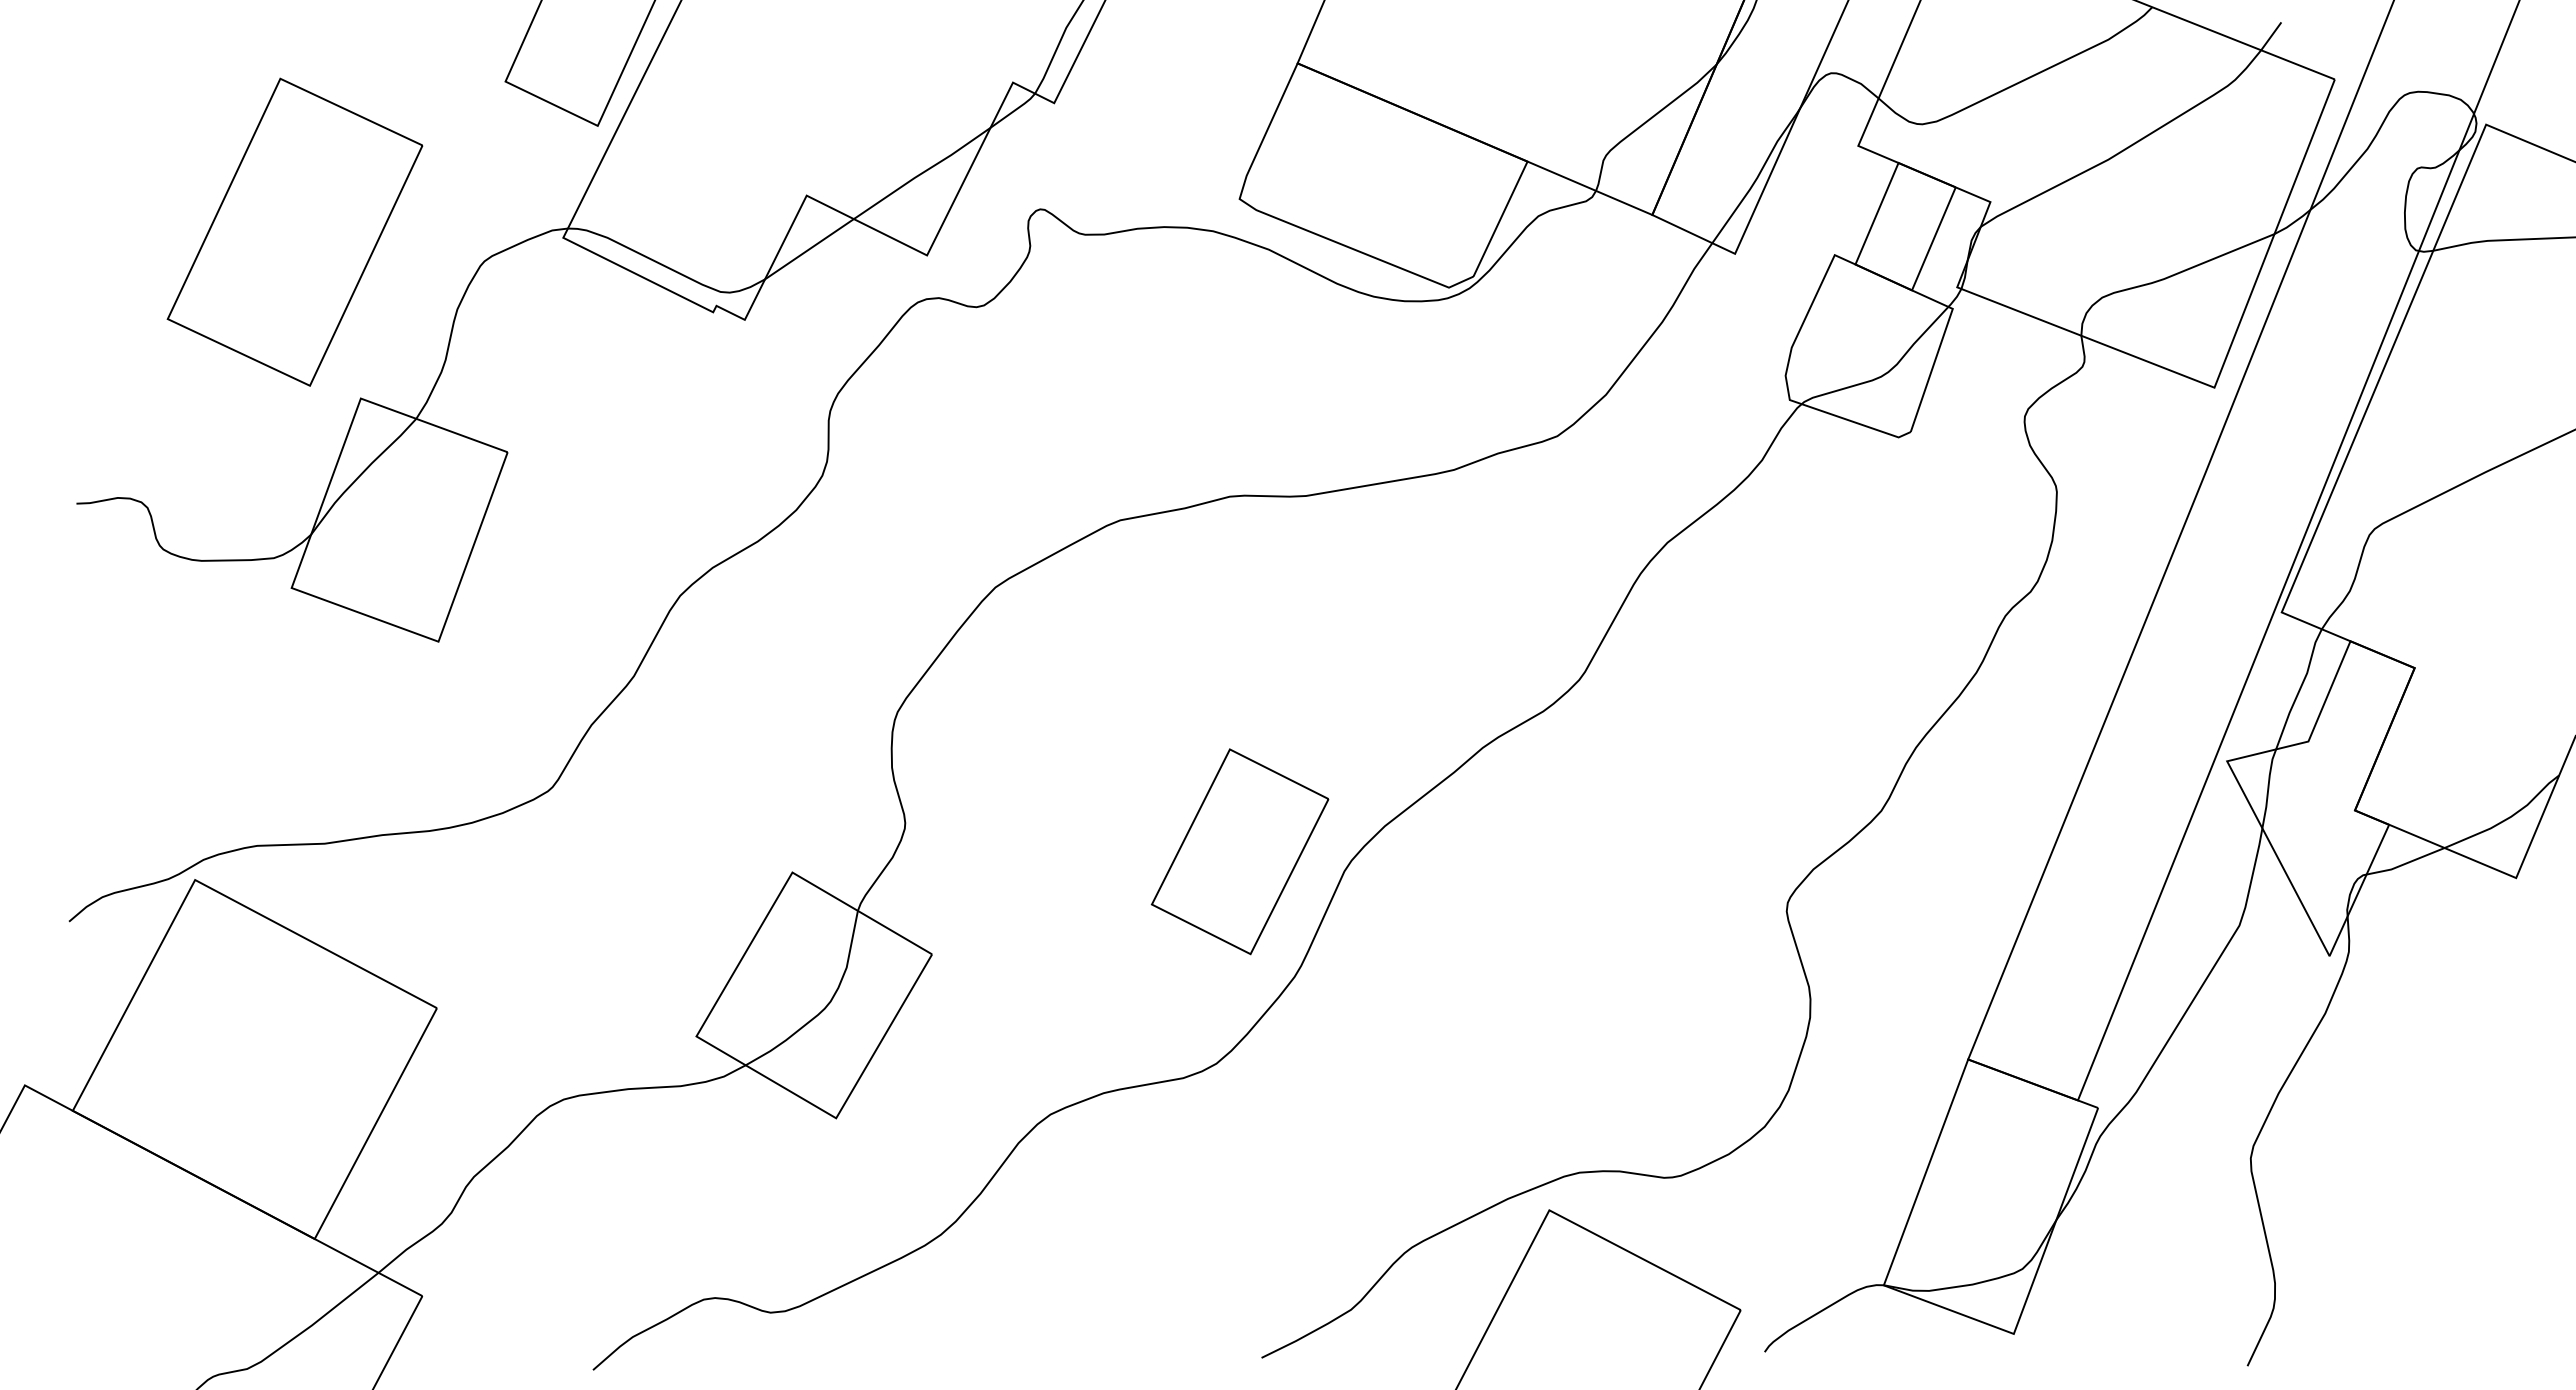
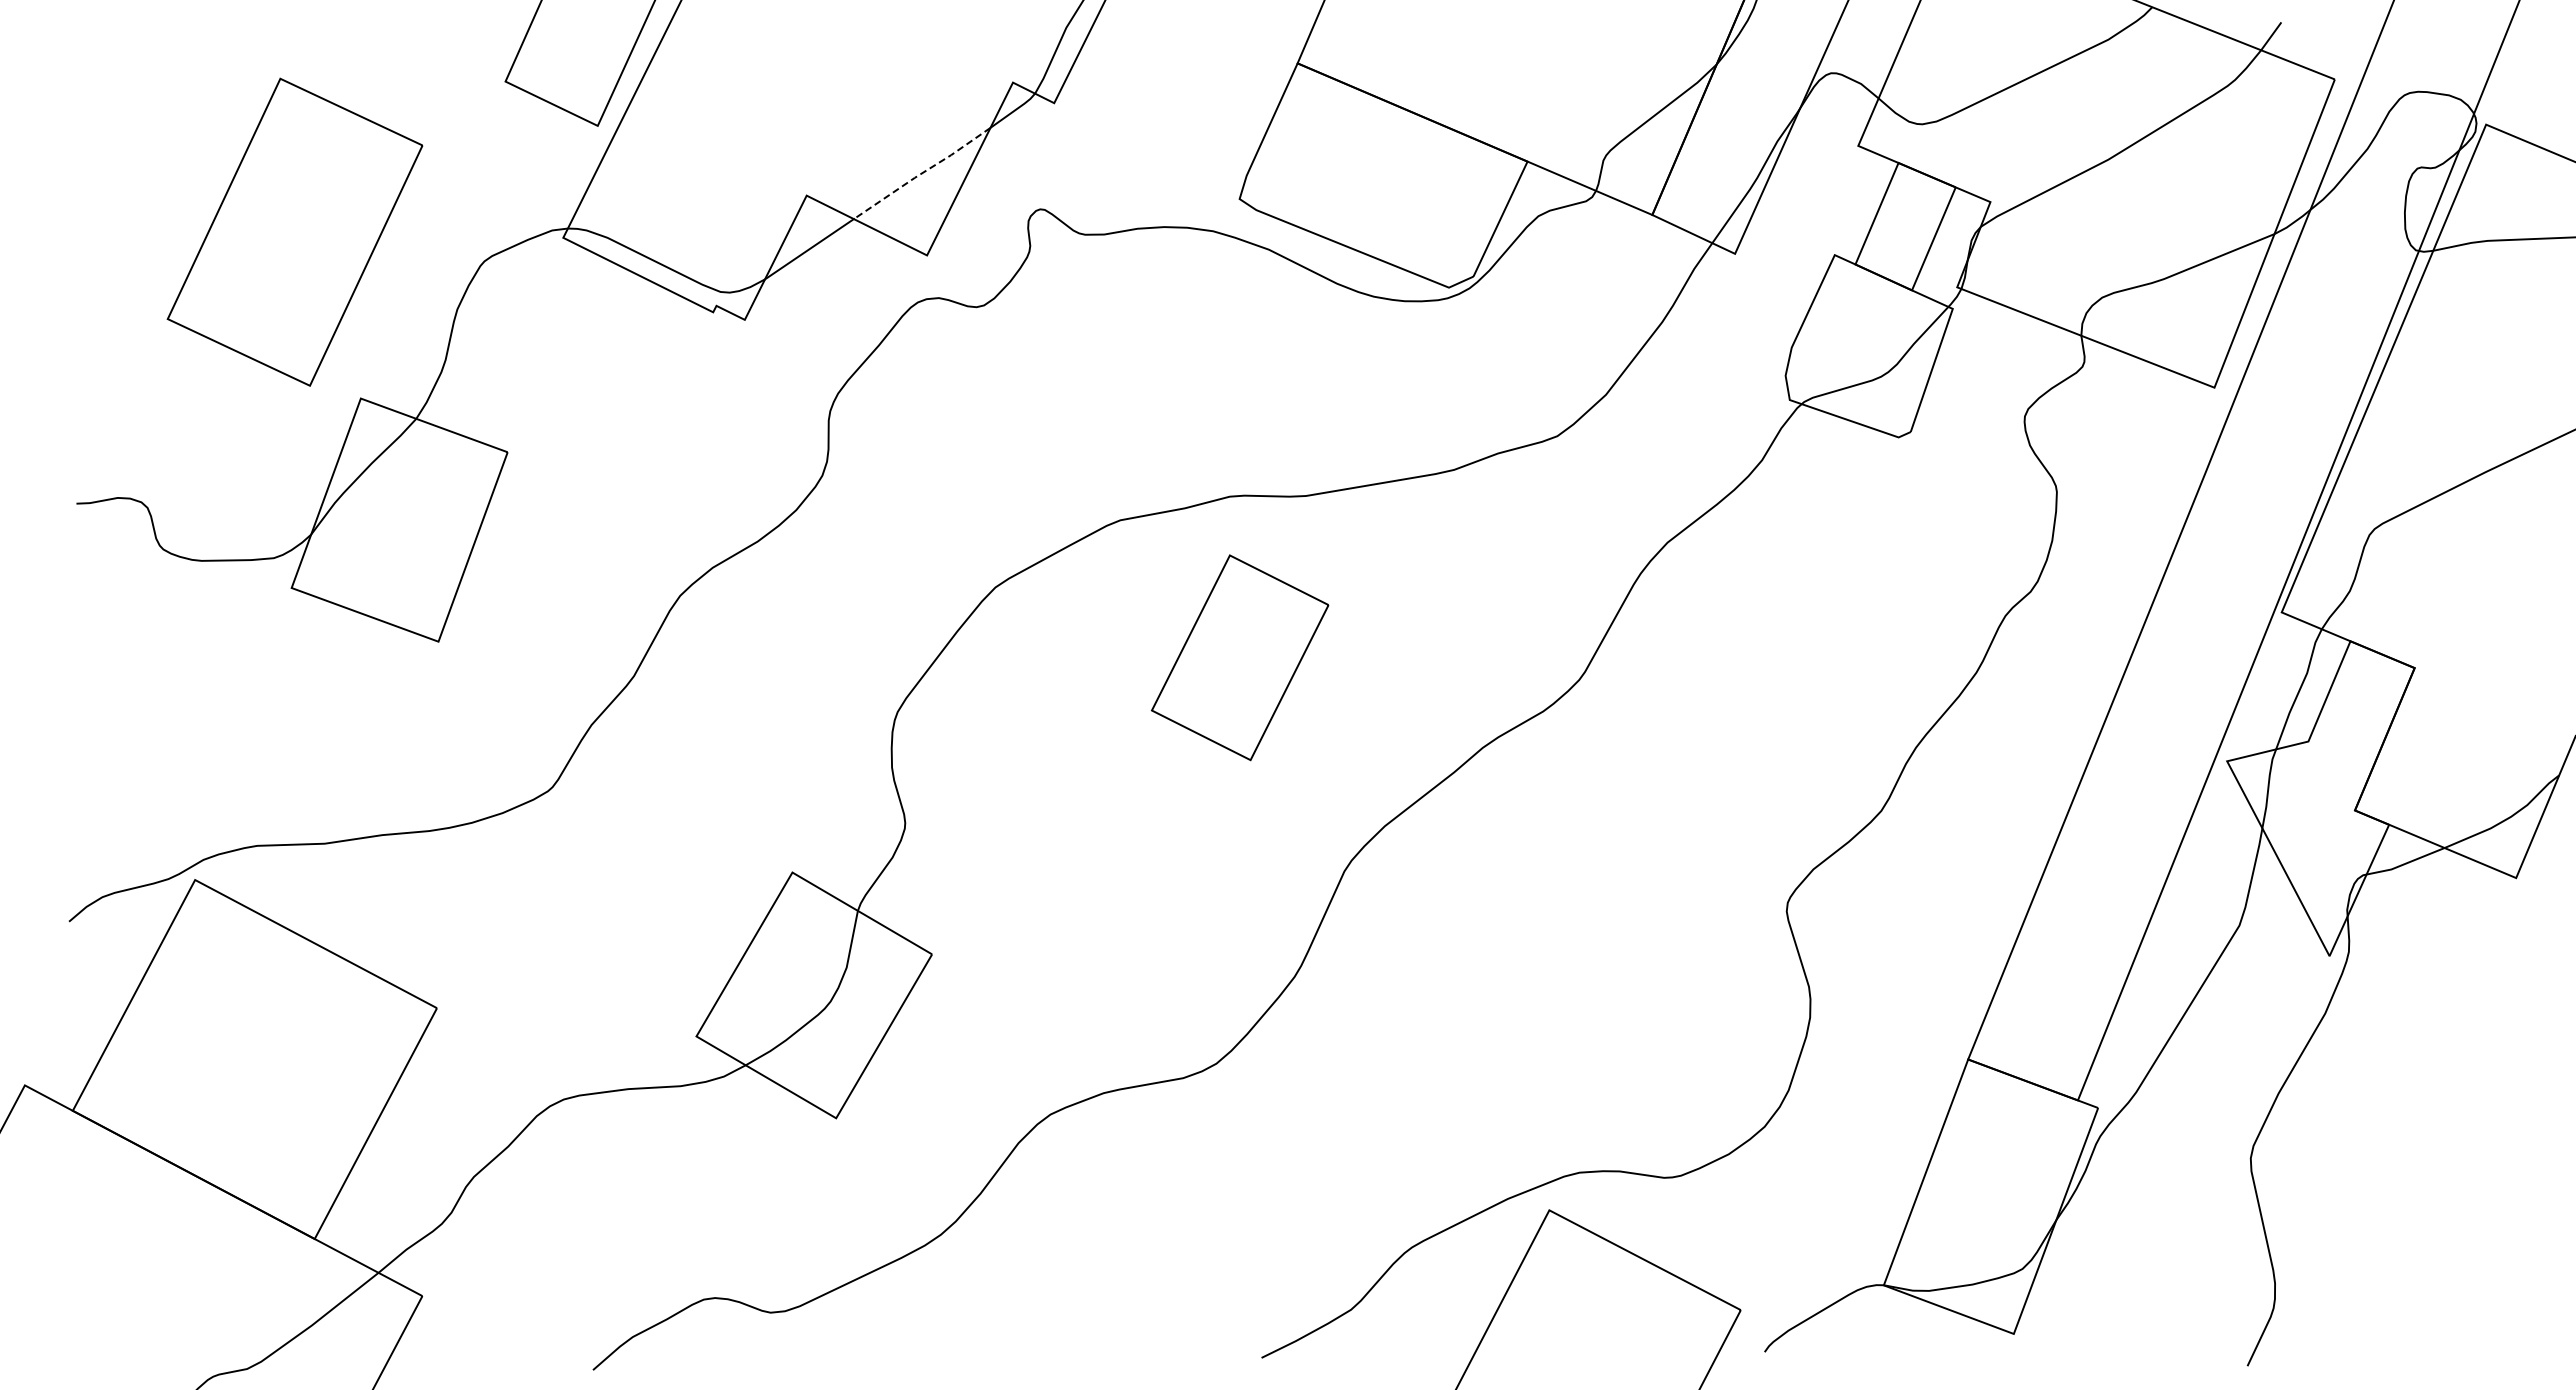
line: solid -> dashed (922, 173)
part position: (1239, 851) -> (1239, 657) (1239, 657)
